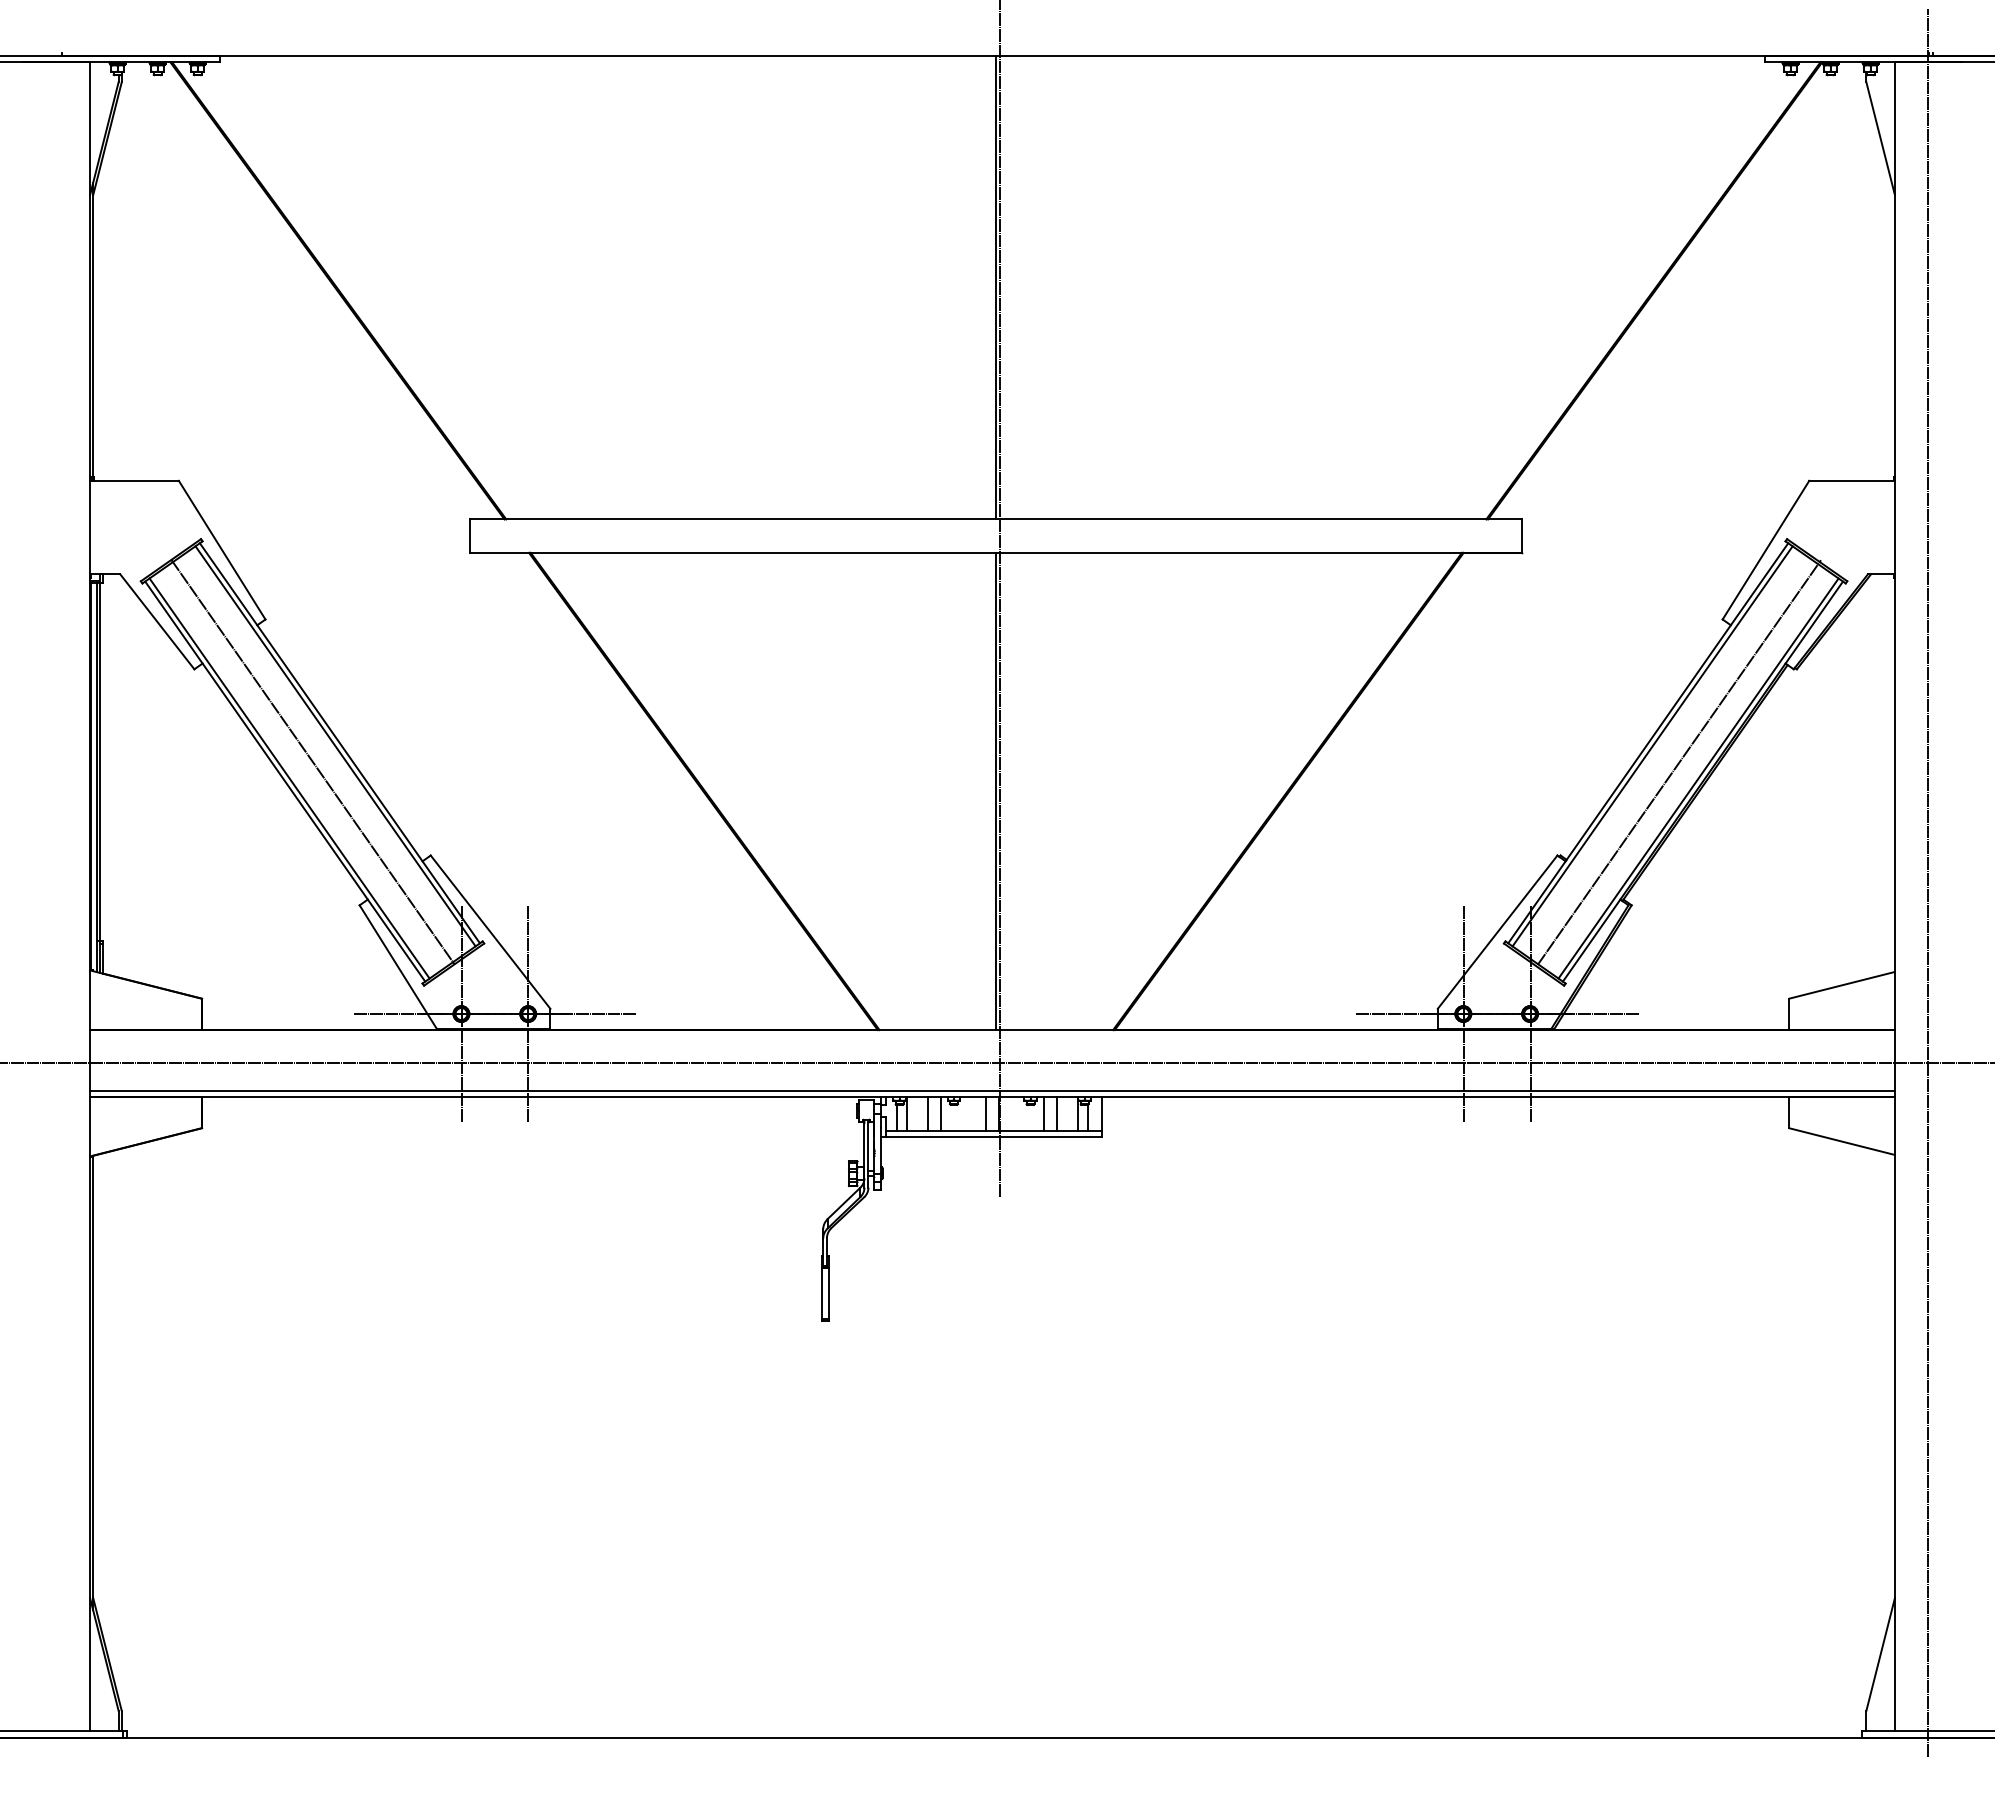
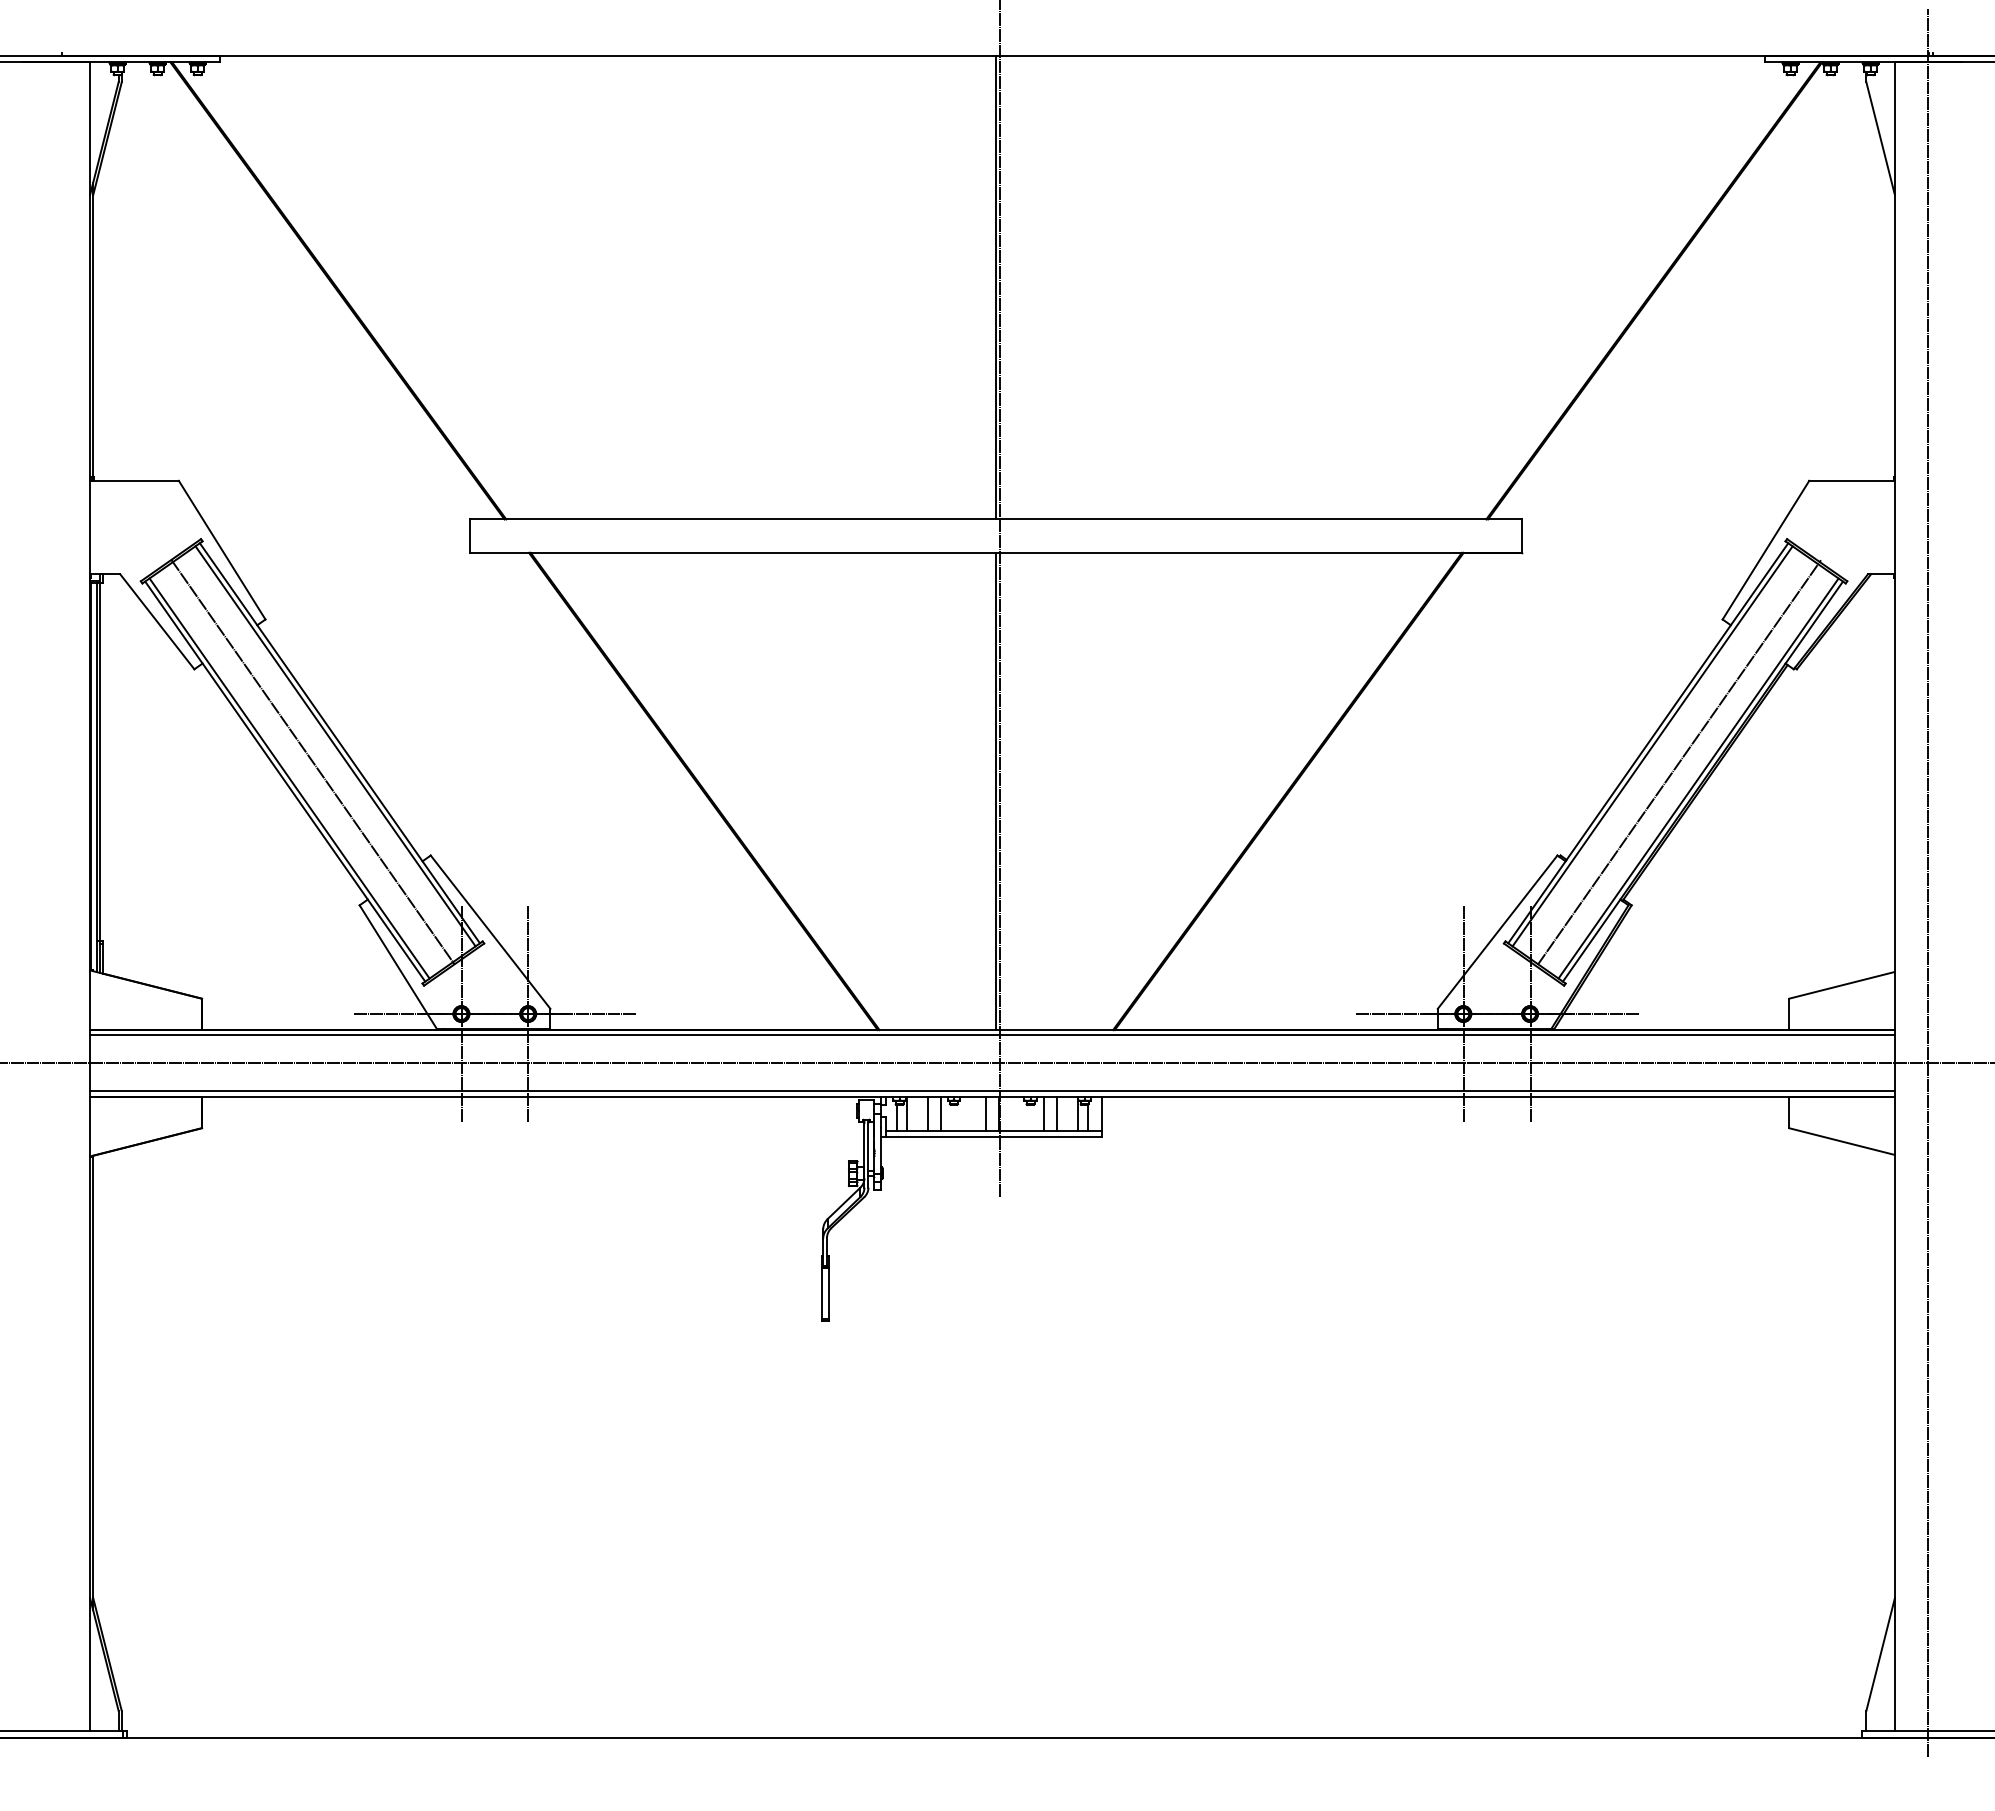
line: none -> present (992, 1035)
